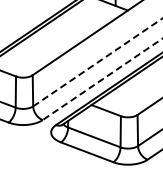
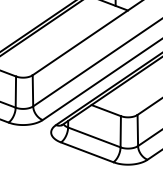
line: dashed -> solid (98, 61)
line: dashed -> solid (102, 79)
